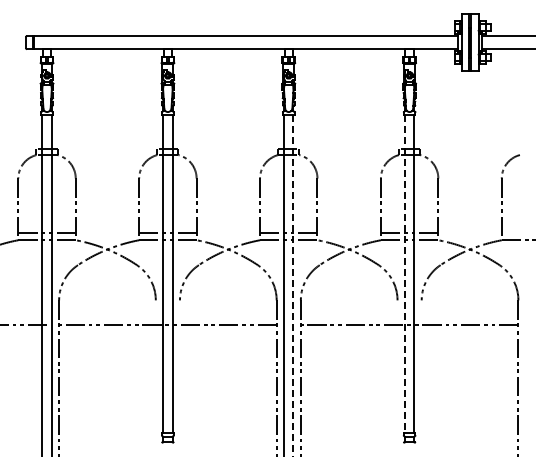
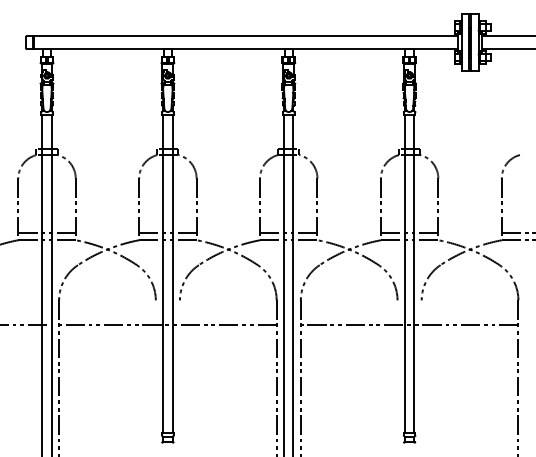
line: none -> present (516, 232)
line: dashed -> solid (404, 274)
line: dashed -> solid (293, 285)
